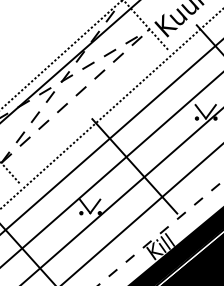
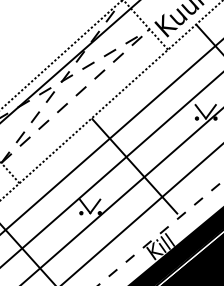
line position: (111, 109) -> (111, 100) (111, 100)
